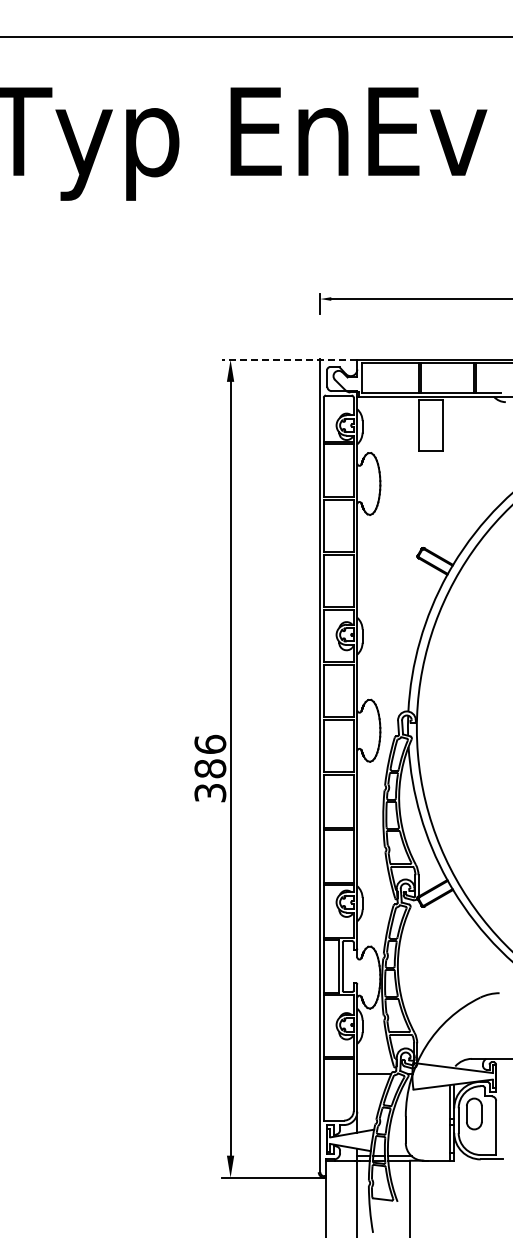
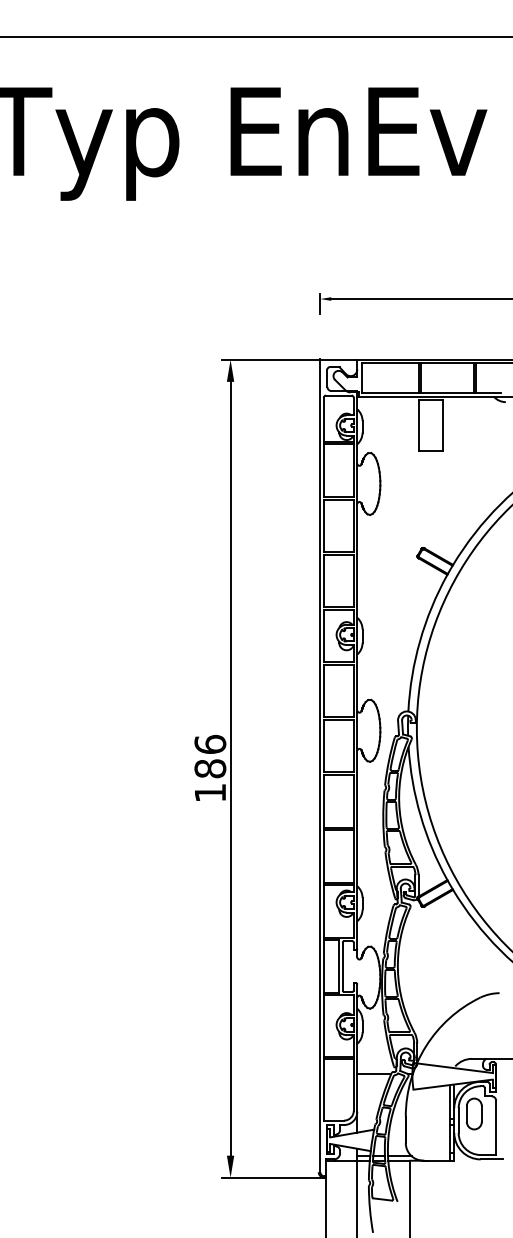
line: dashed -> solid (289, 359)
text: 386 -> 186 (210, 793)
